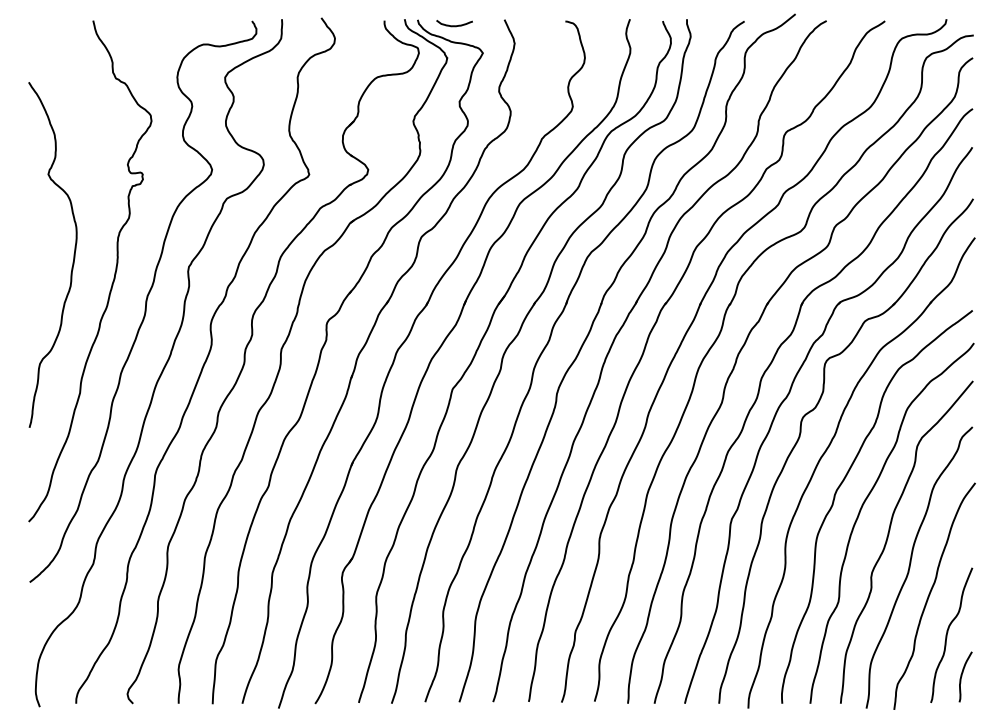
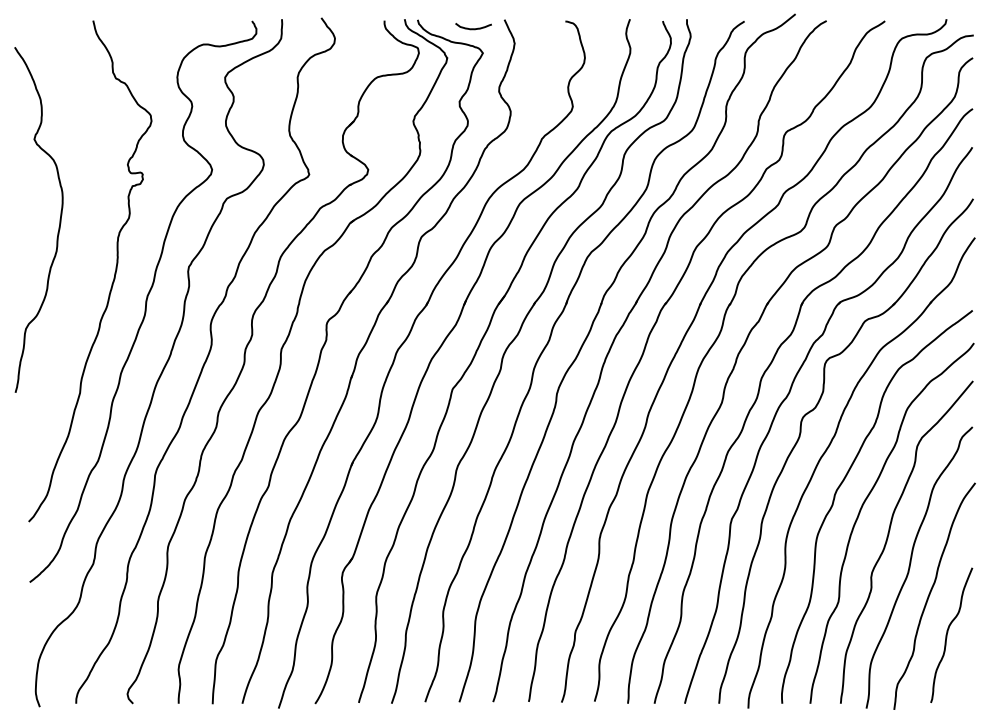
curve position: (454, 25) -> (473, 28) (473, 28)
curve position: (73, 254) -> (59, 219) (59, 219)
curve: present -> none (962, 676)
